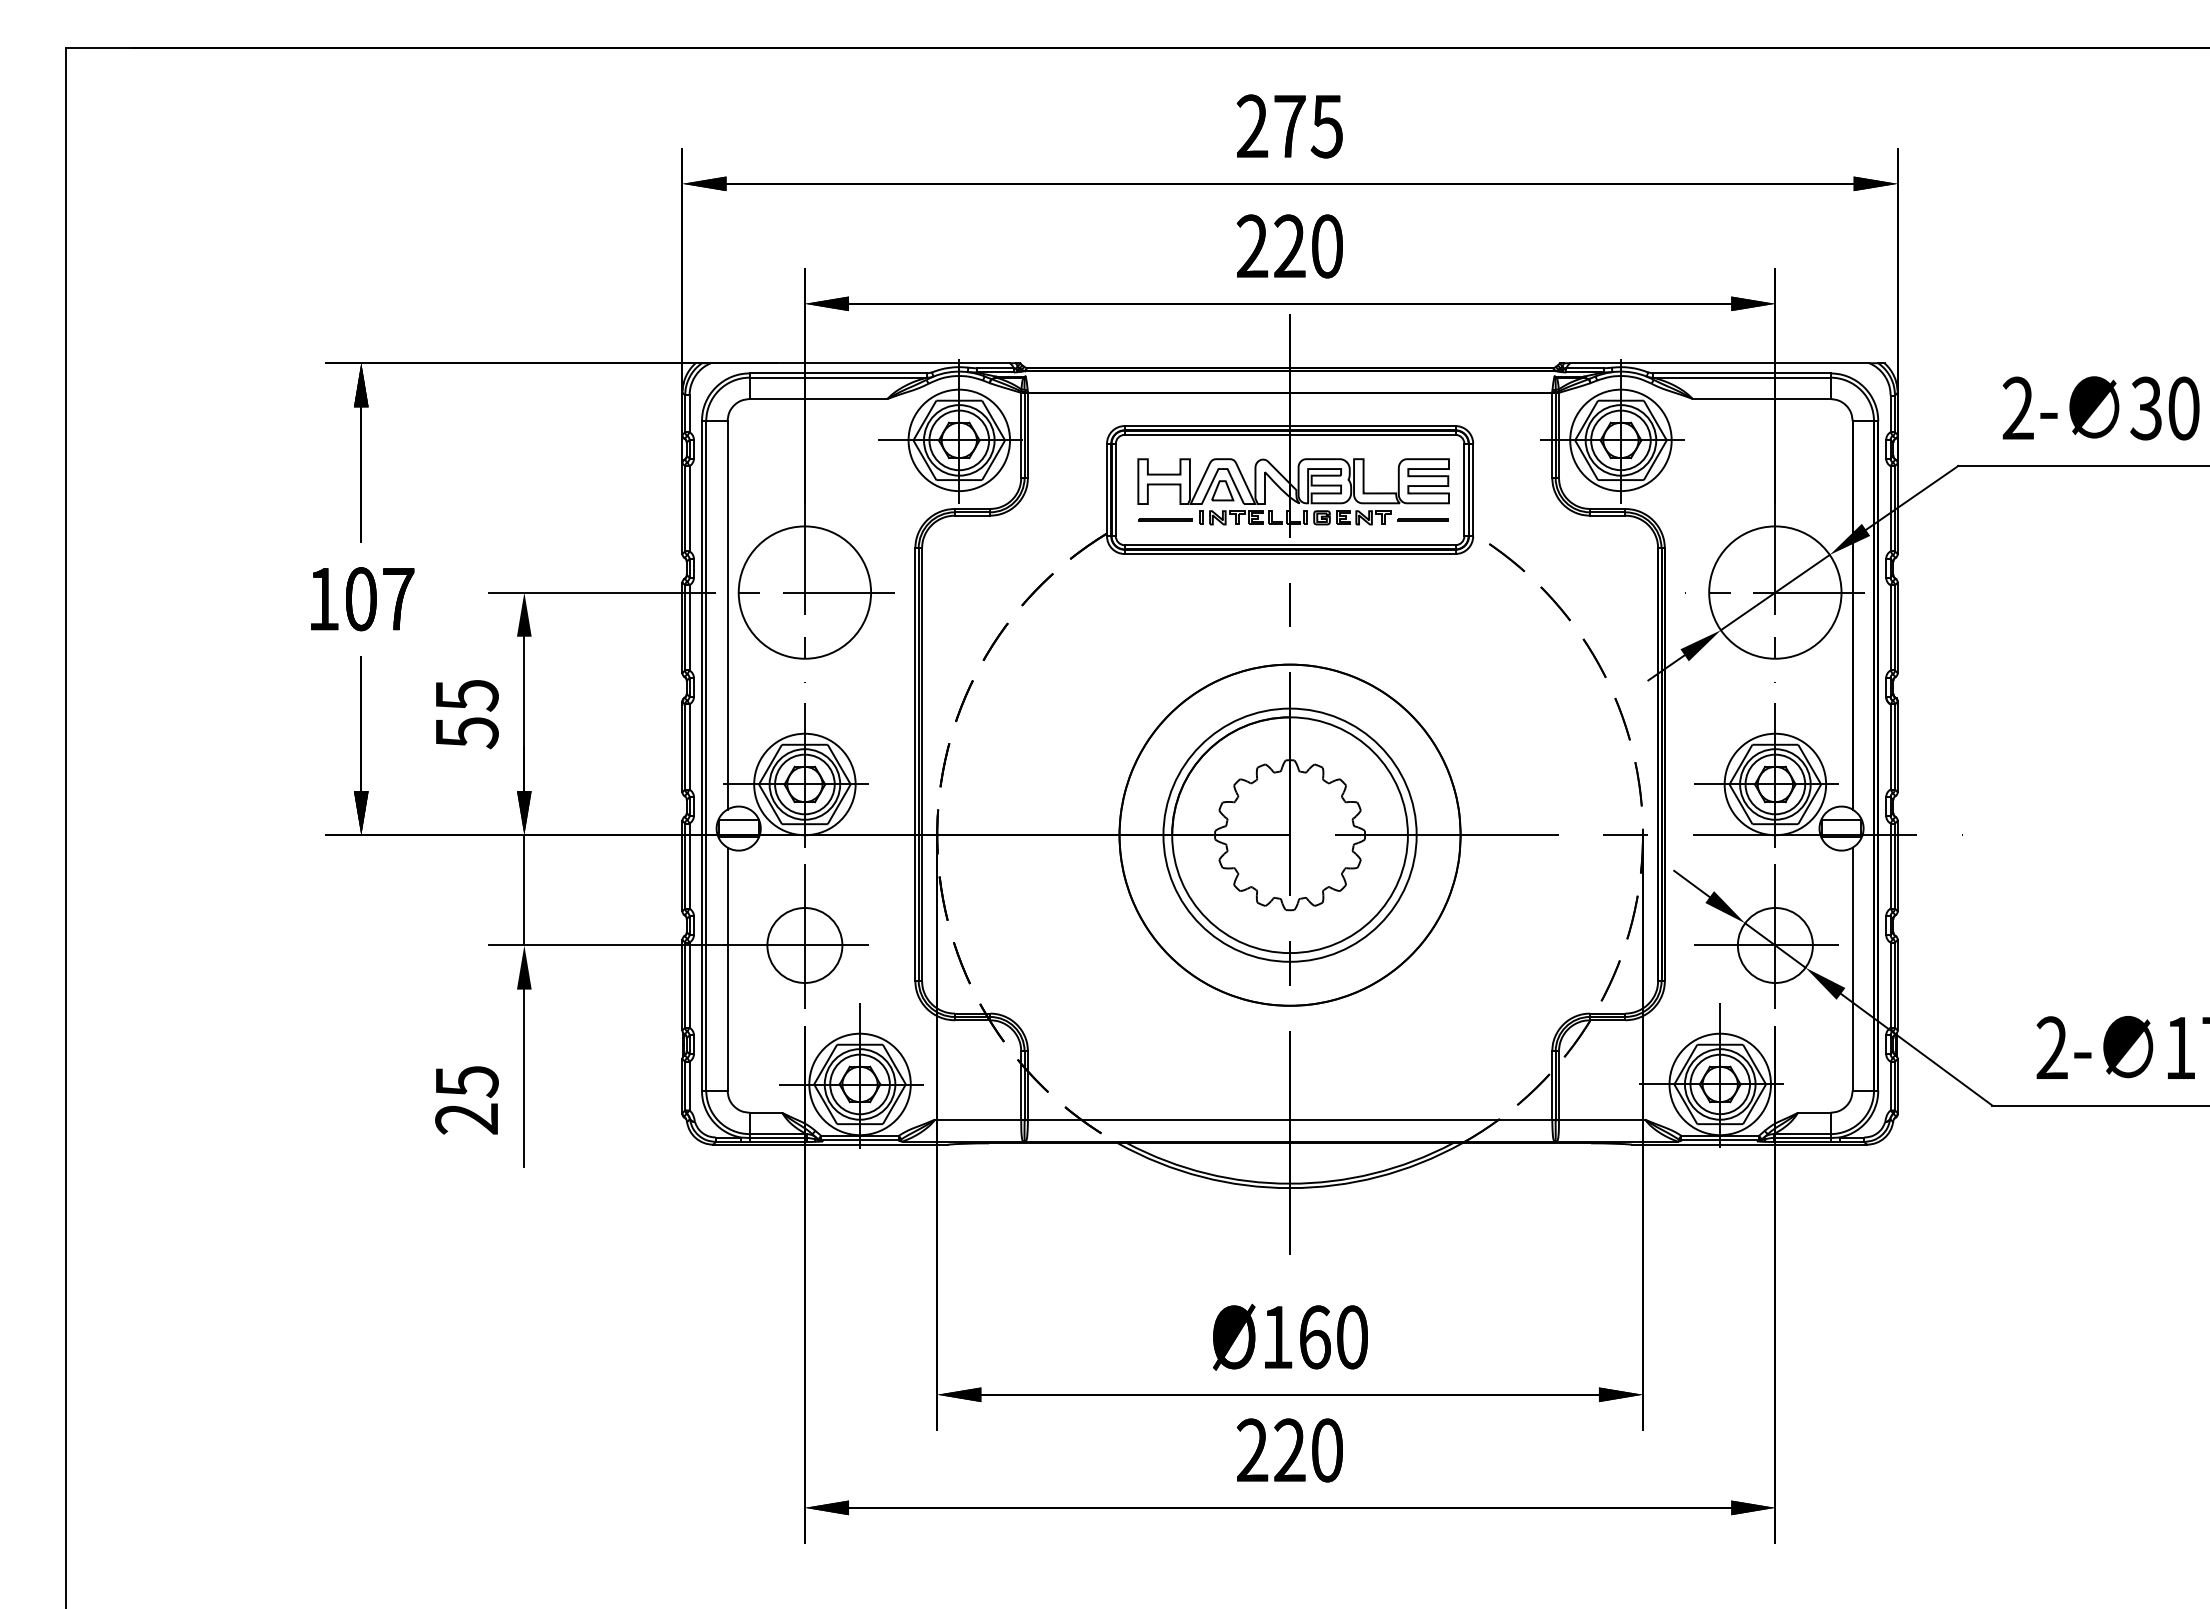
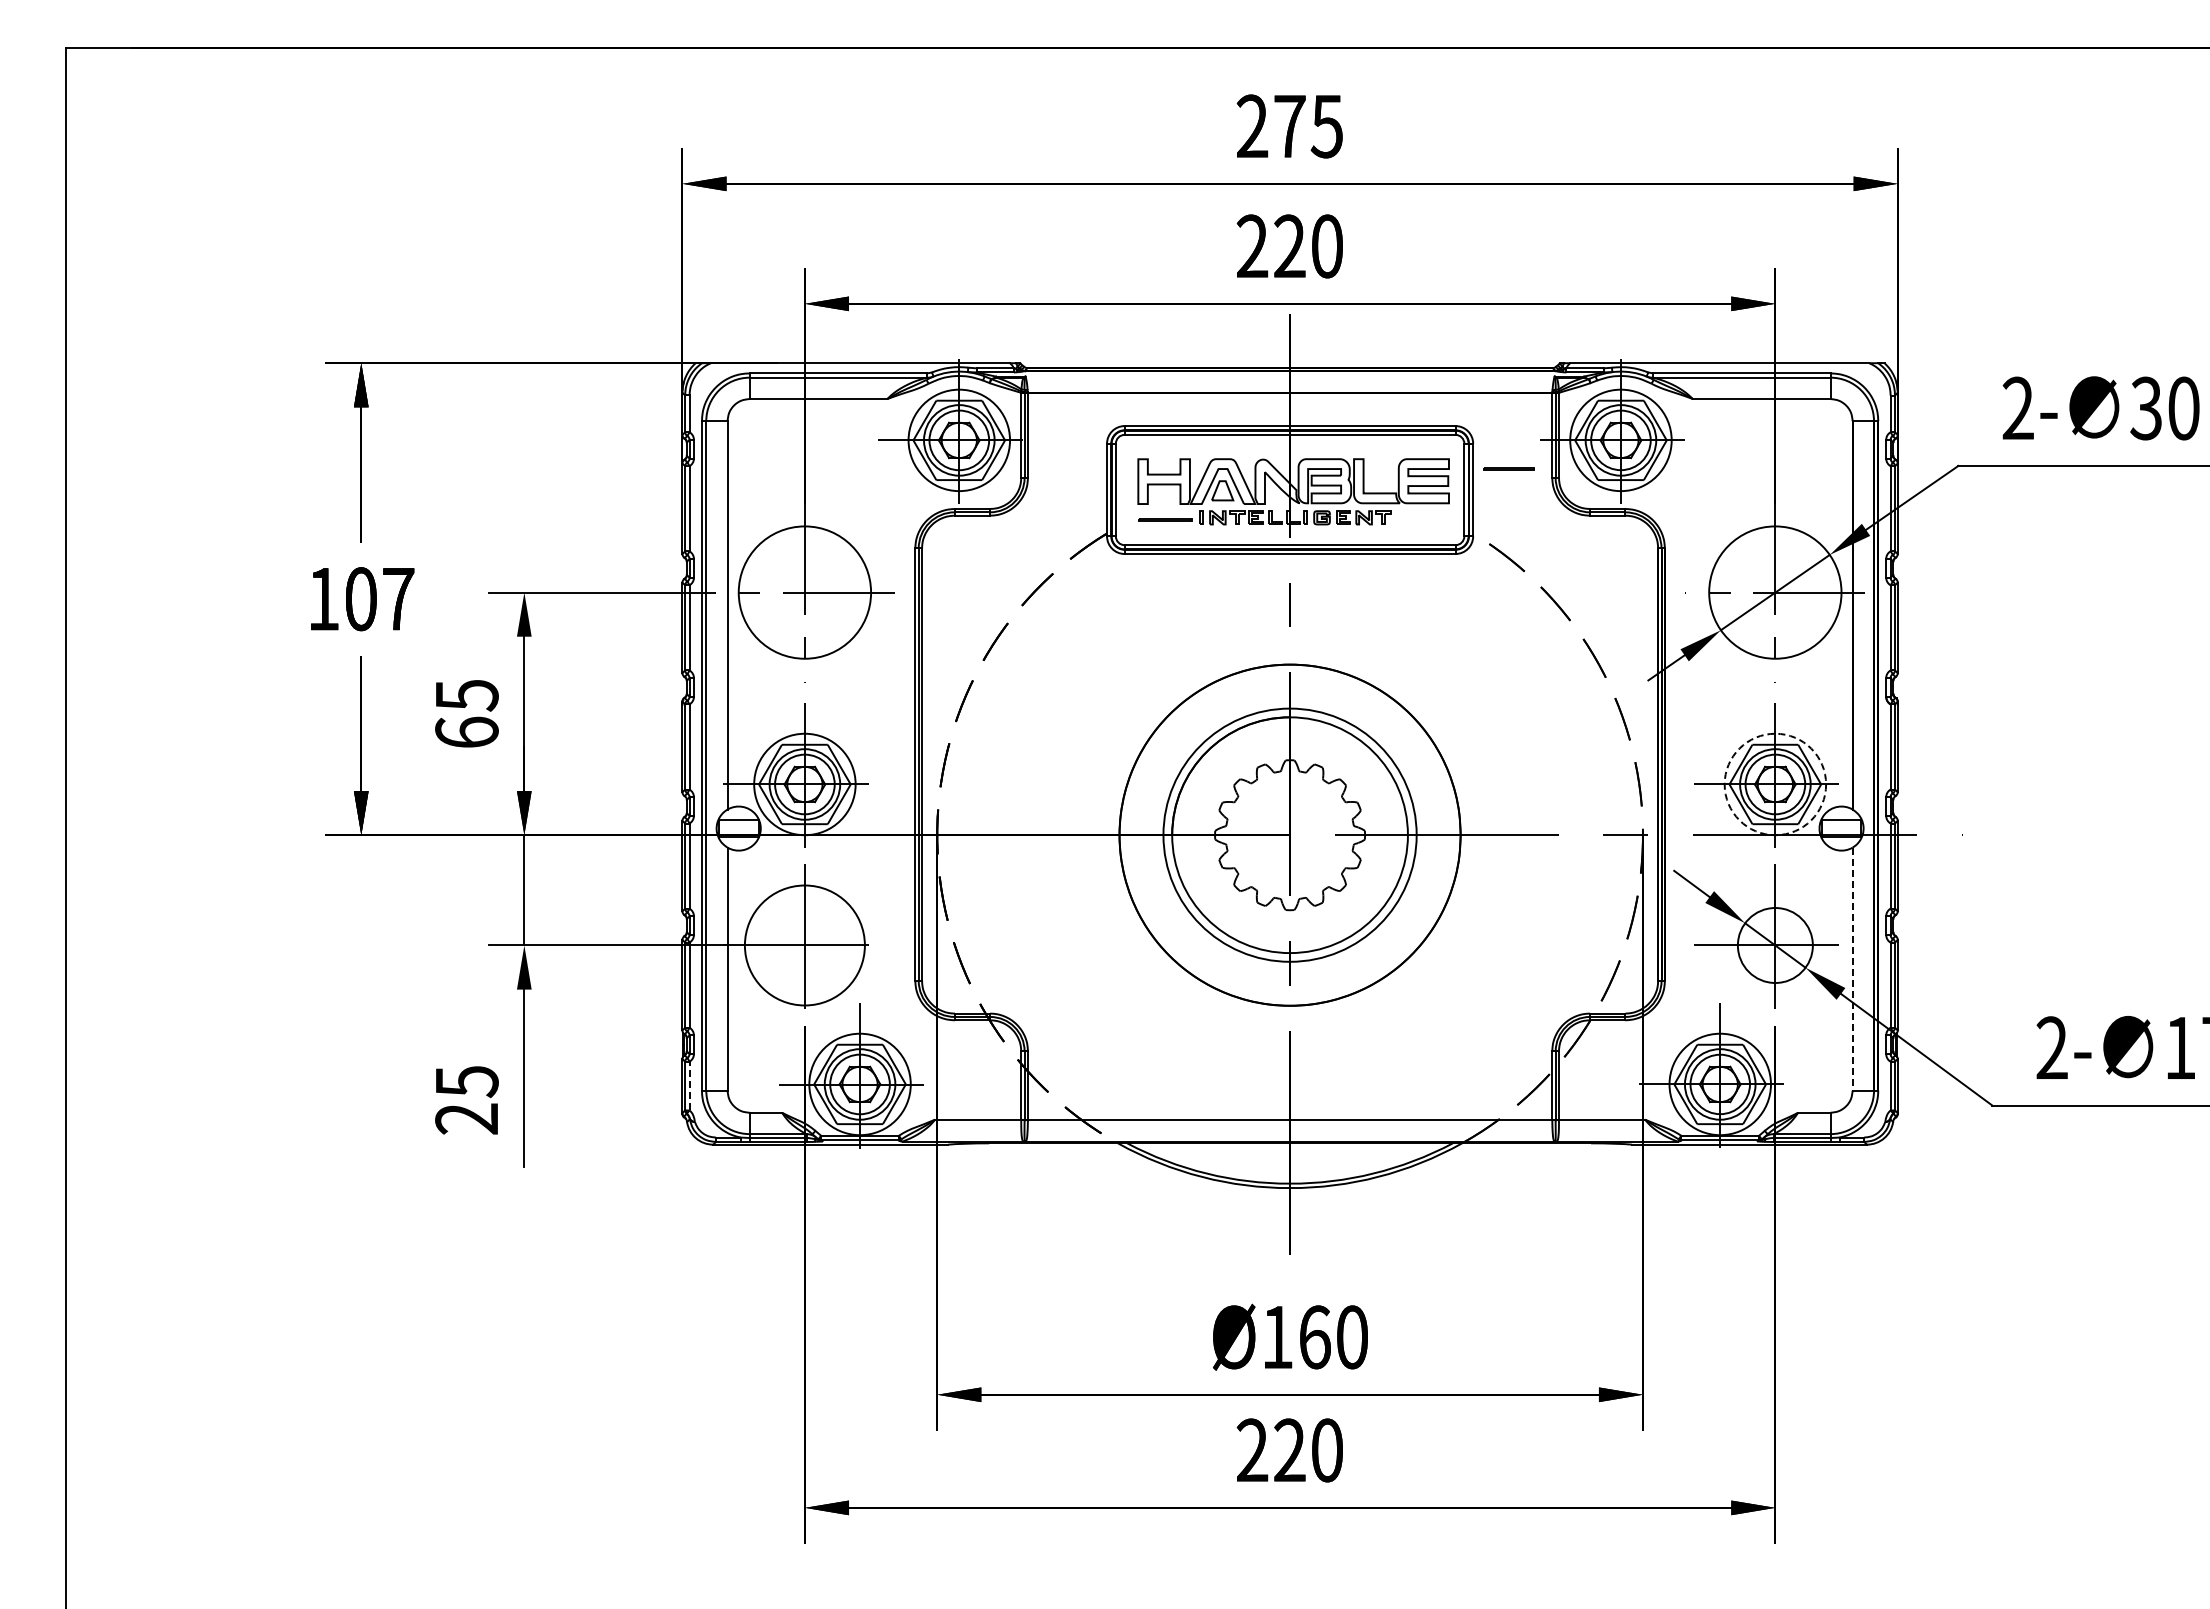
line position: (1422, 519) -> (1508, 468) (1508, 468)
text: 55 -> 65 (466, 732)
circle: solid -> dashed (1775, 784)
circle diameter: 75 px -> 120 px (804, 945)
line: solid -> dashed (1852, 969)
line: solid -> dashed (689, 1085)
